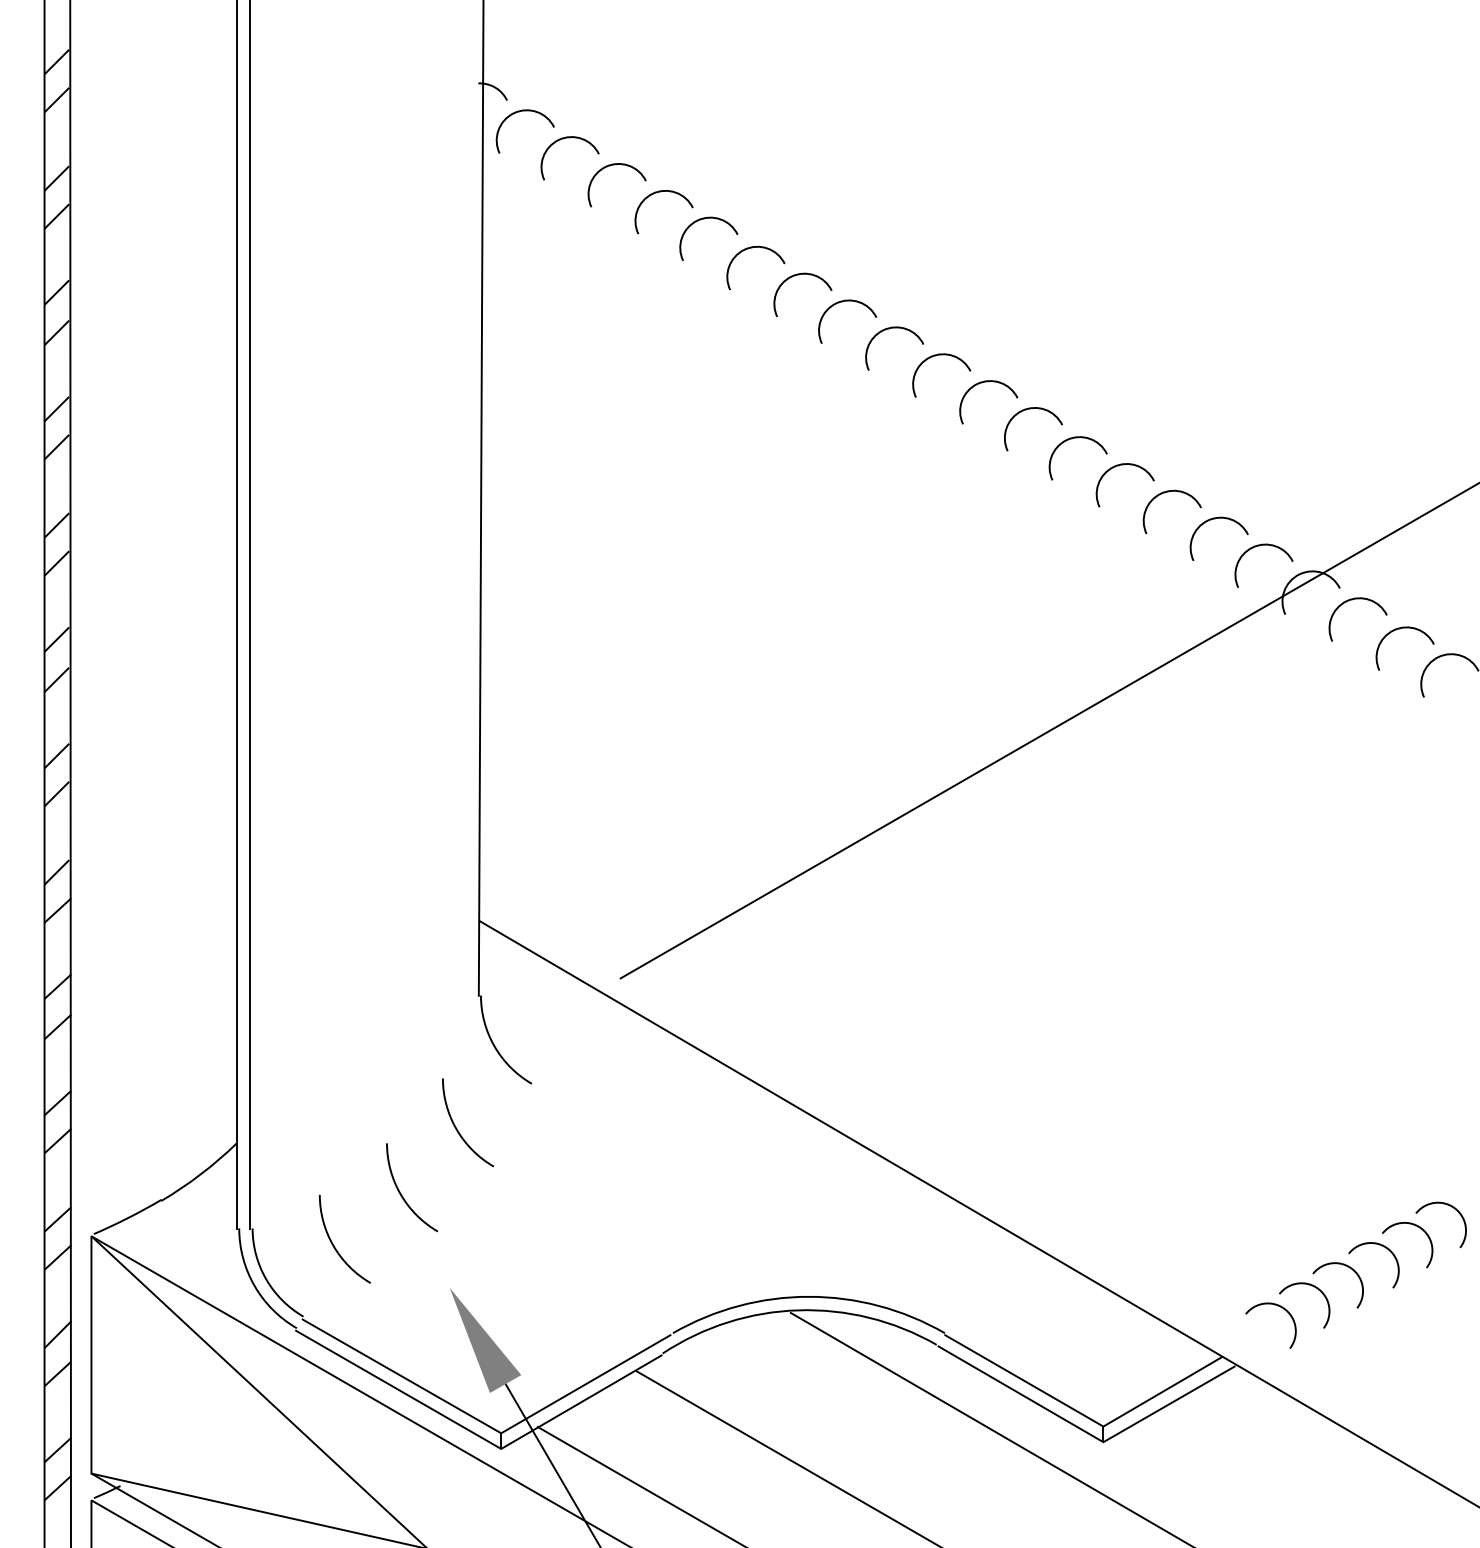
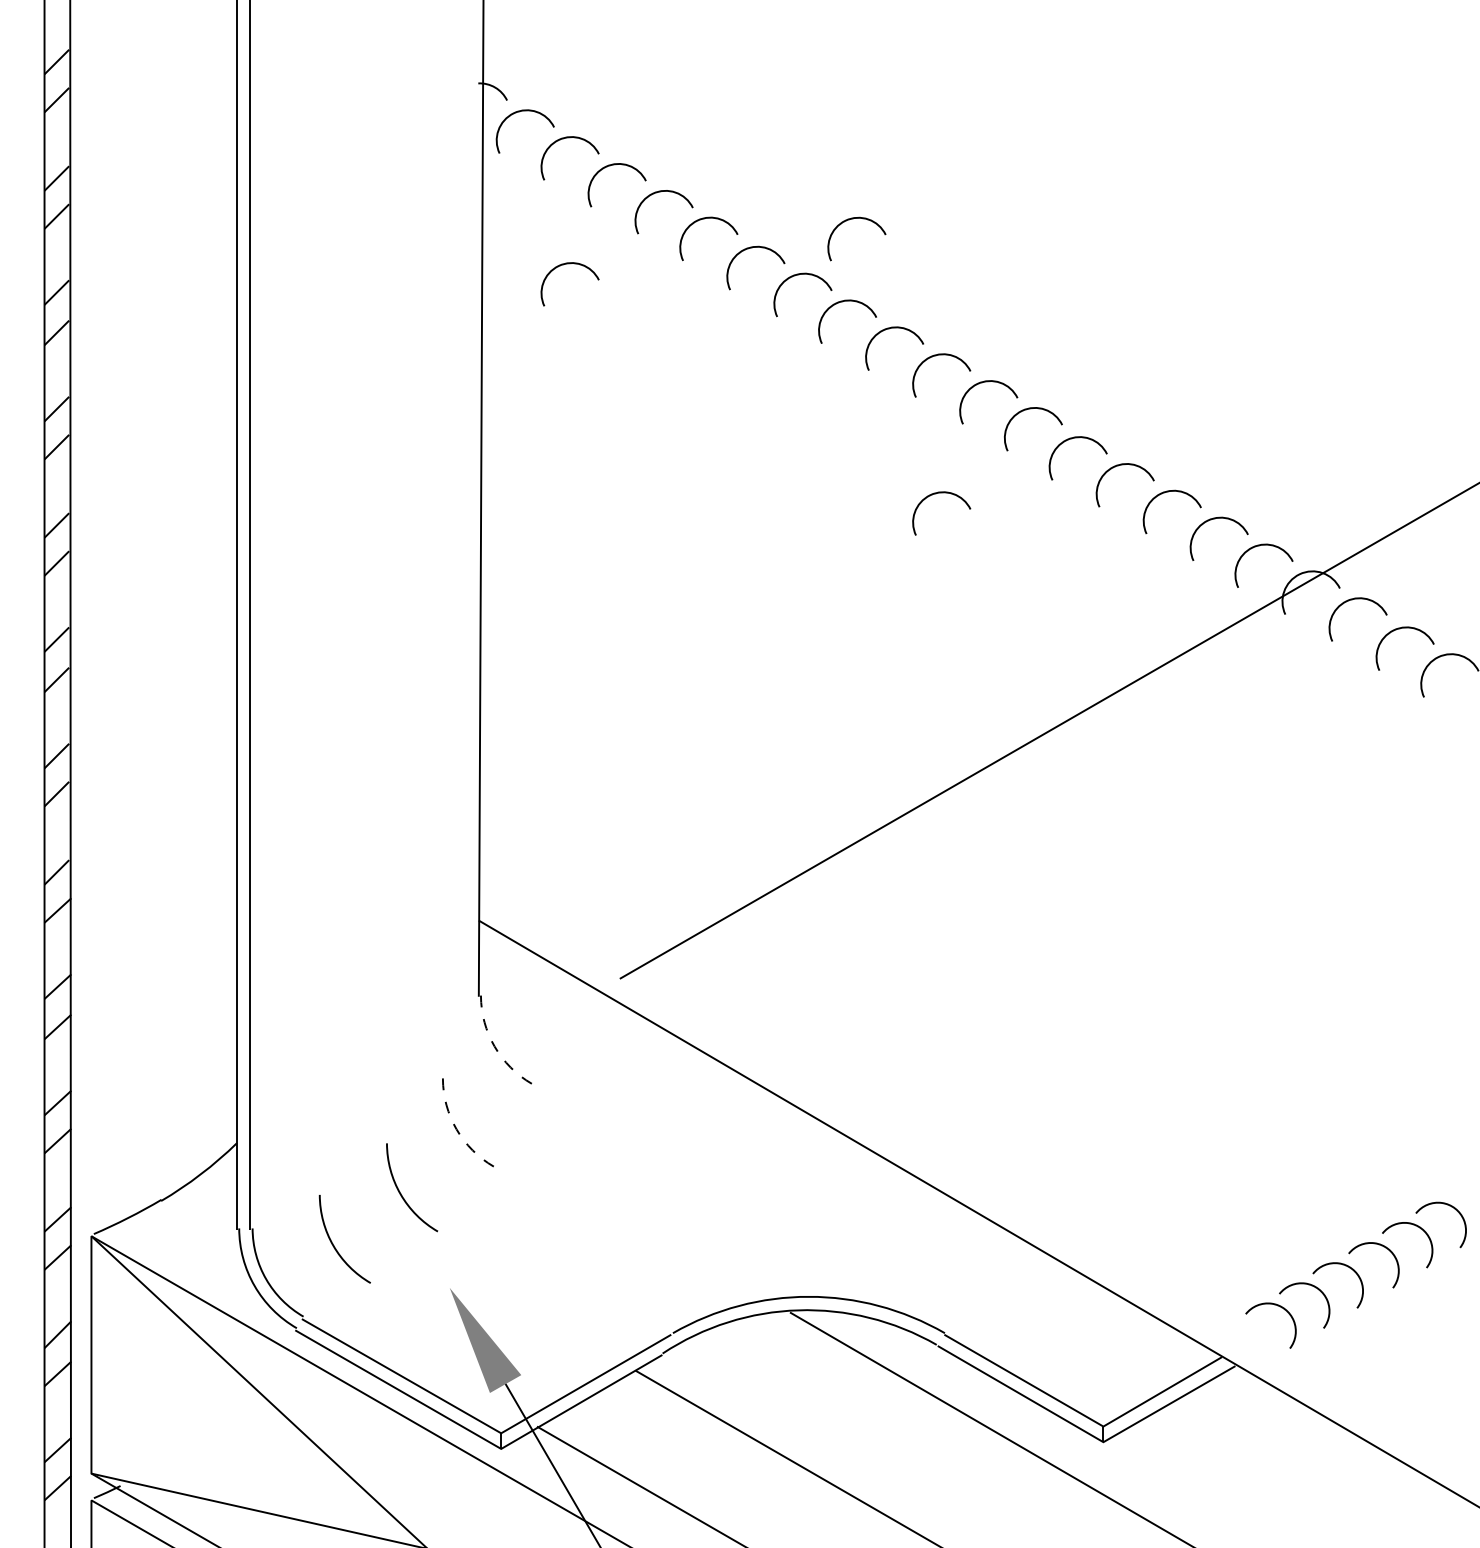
part: none -> present (853, 219)
arc: none -> present (563, 265)
part: none -> present (936, 494)
arc: solid -> dashed (494, 1046)
arc: solid -> dashed (456, 1129)
